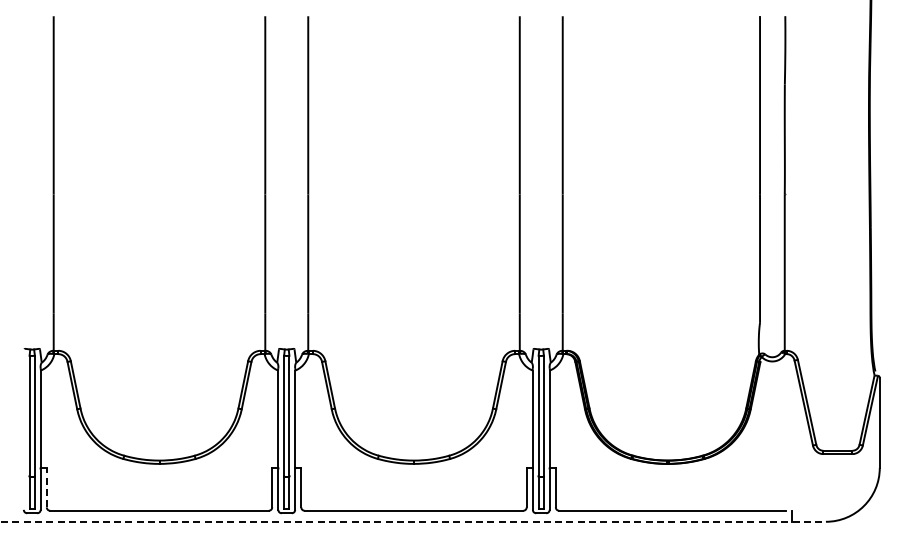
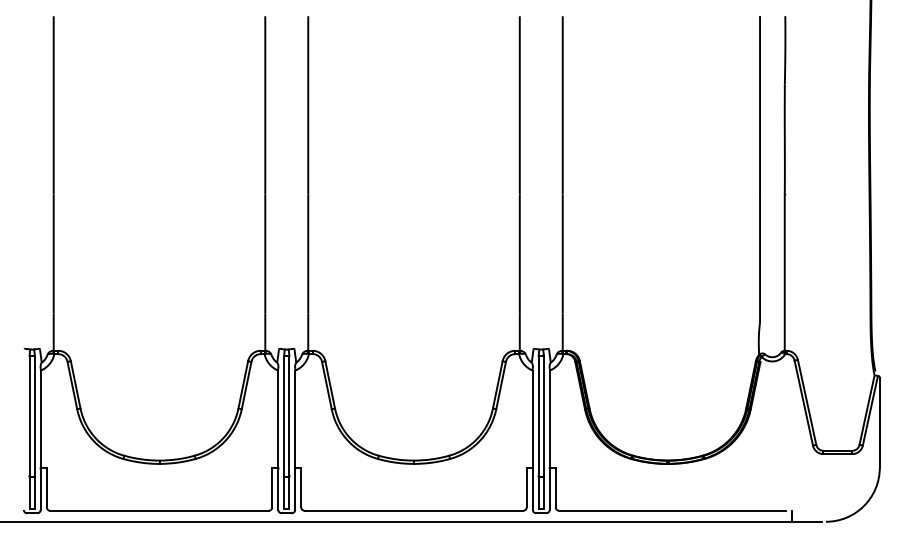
line: dashed -> solid (46, 487)
line: dashed -> solid (411, 521)
